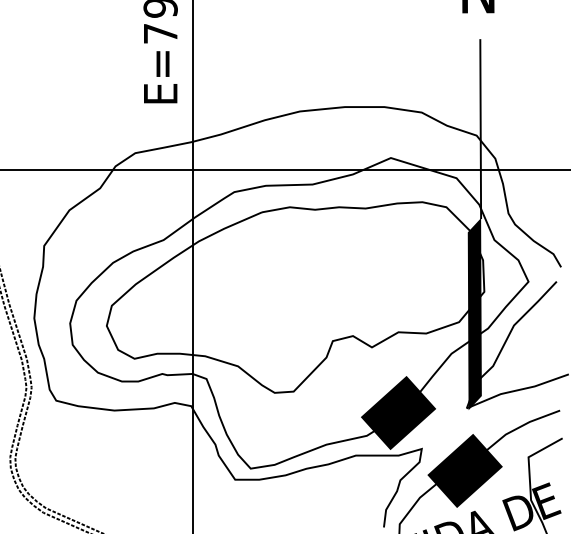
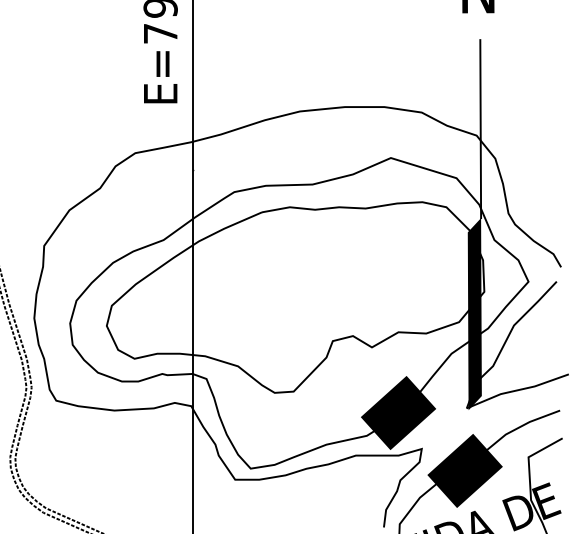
line: present -> none (284, 169)
